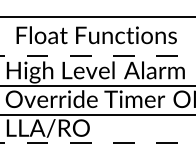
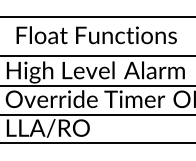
line: dashed -> solid (97, 55)
line: dashed -> solid (97, 143)
